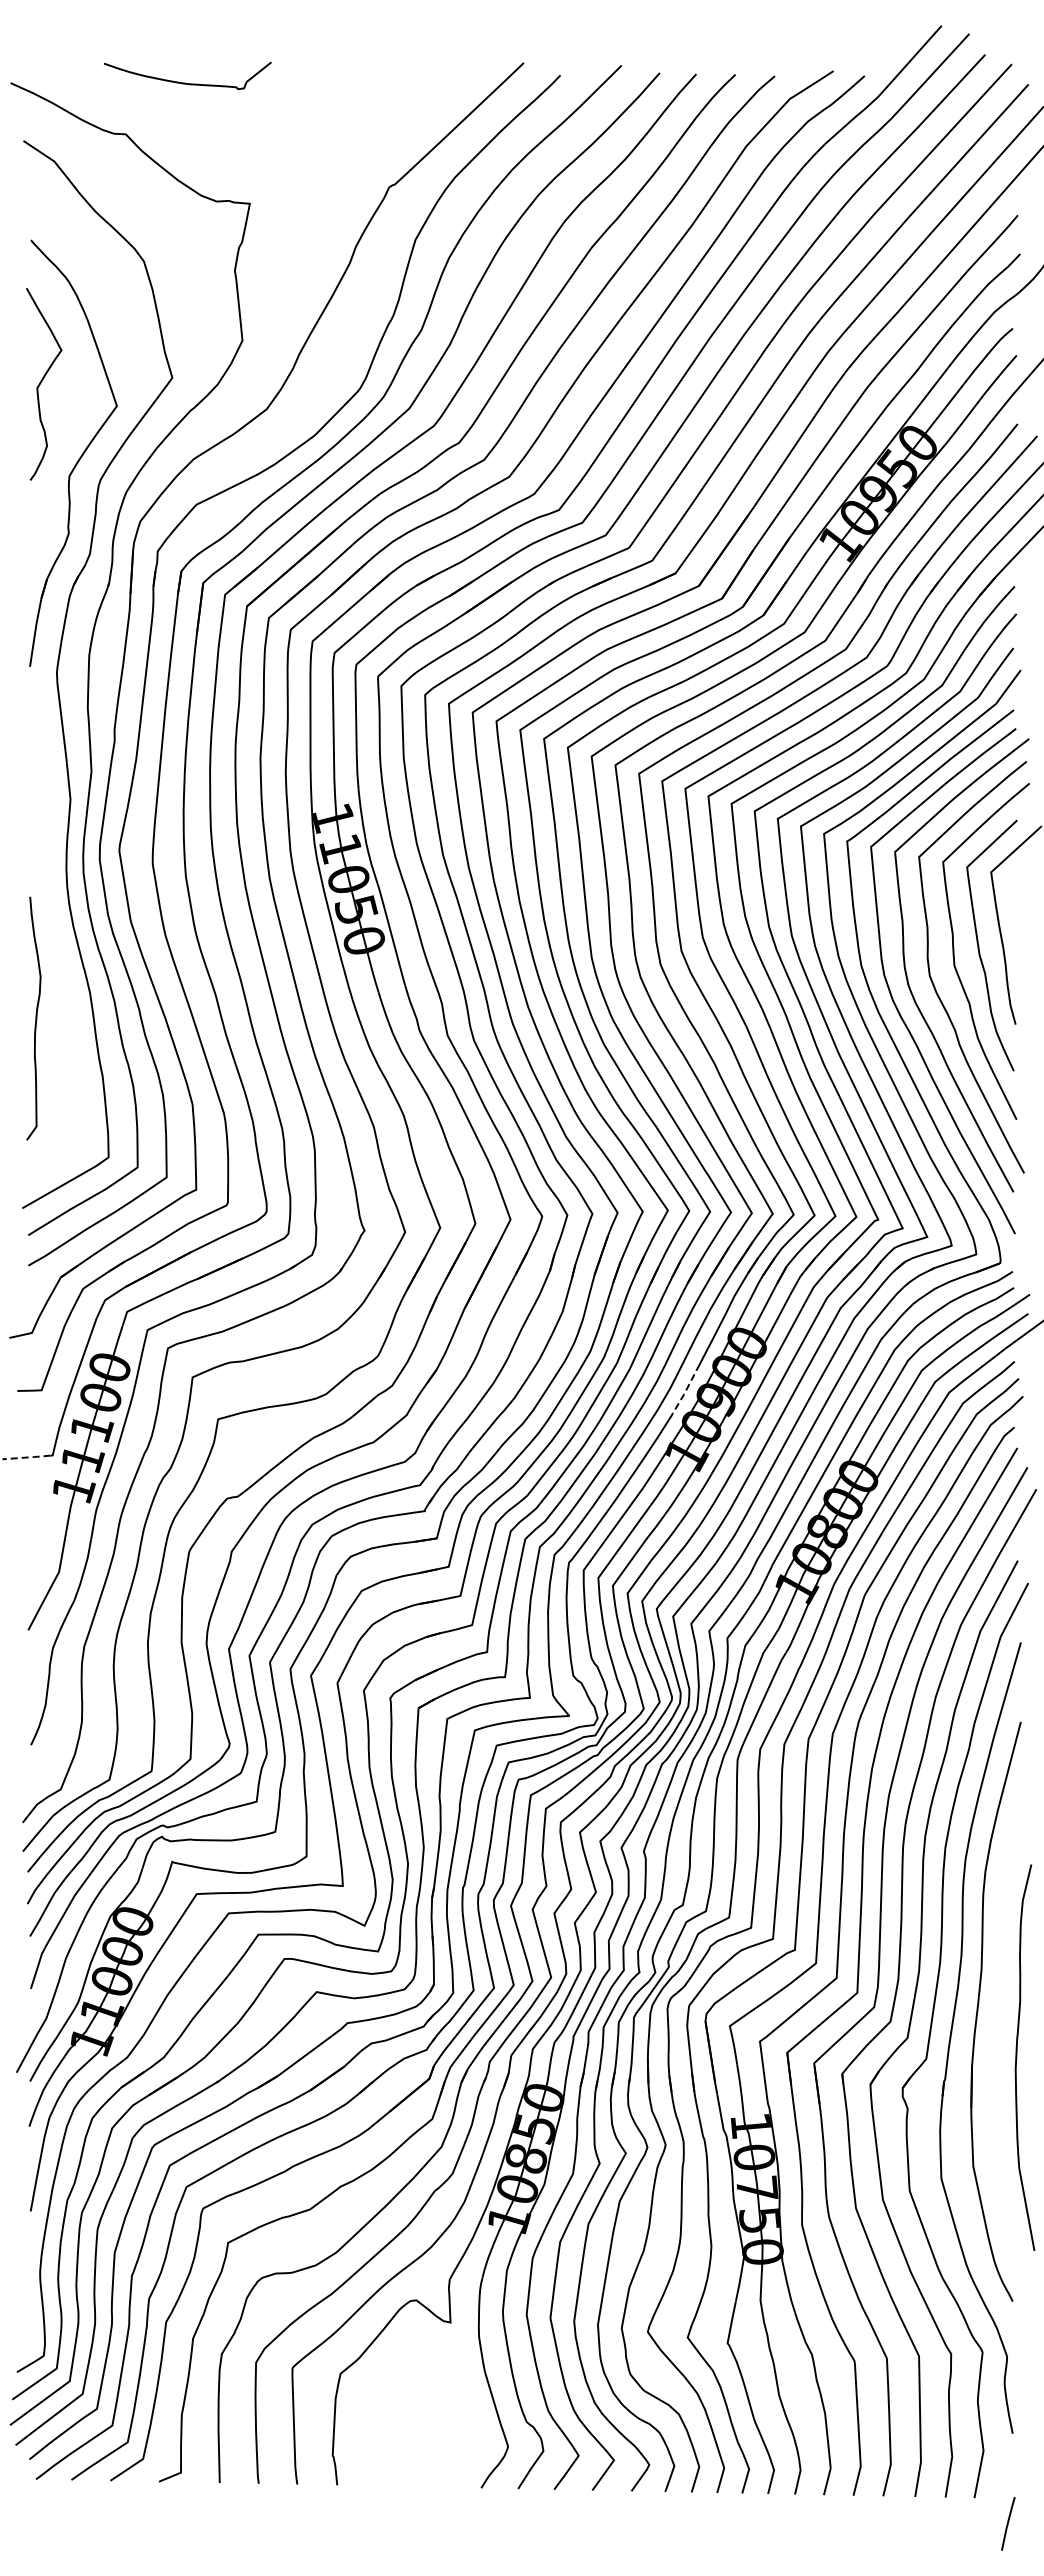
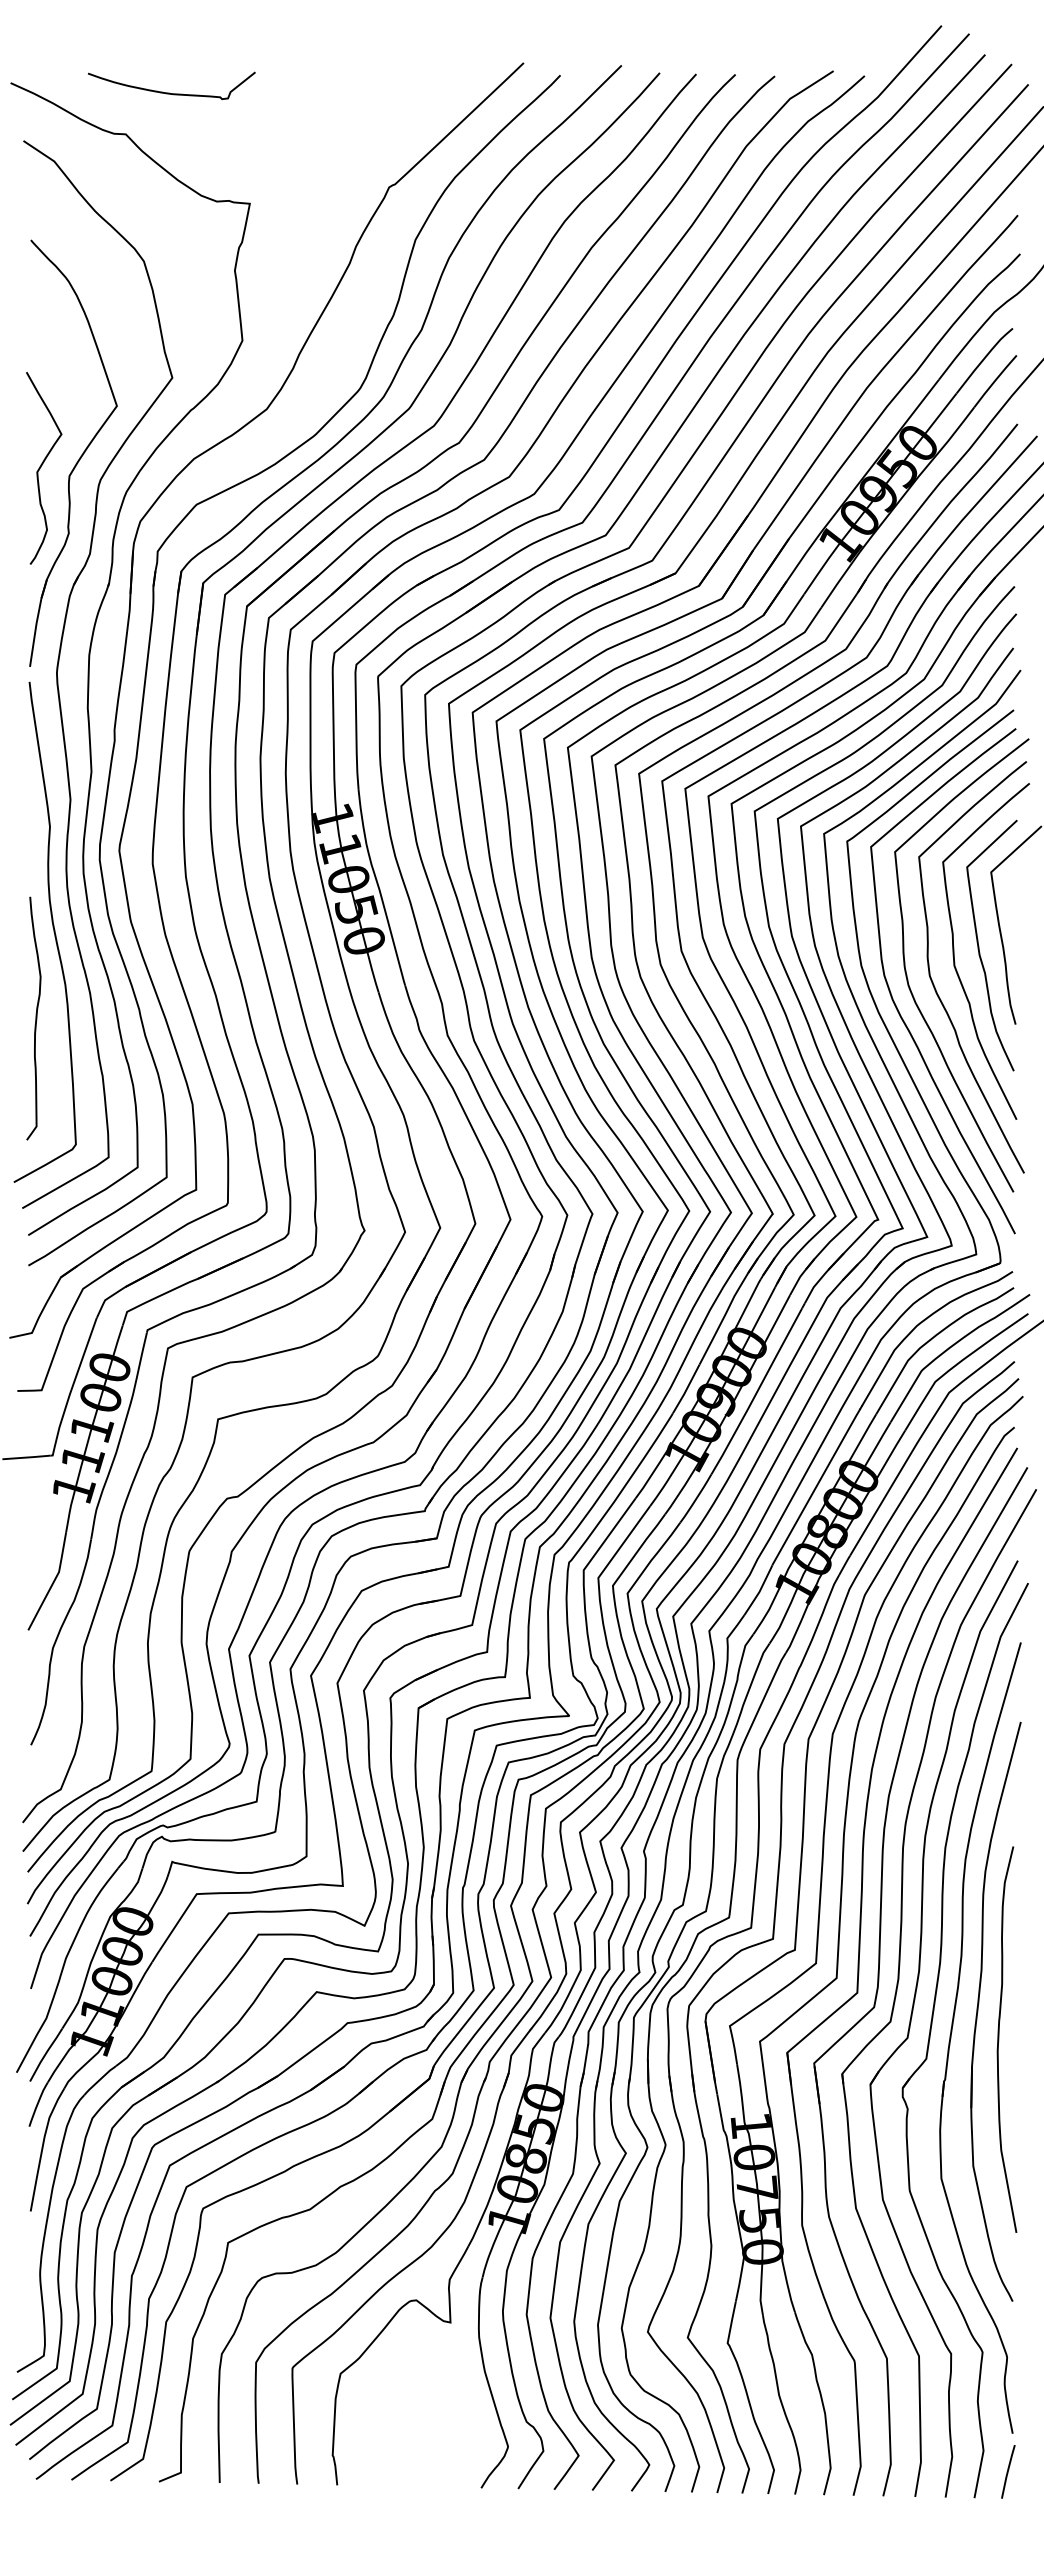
curve position: (185, 82) -> (169, 92) (169, 92)
curve position: (41, 383) -> (41, 467) (41, 467)
curve: none -> present (52, 927)
line: dashed -> solid (686, 1390)
line: dashed -> solid (27, 1457)
curve position: (1017, 2057) -> (999, 2039) (999, 2039)
line position: (1008, 2523) -> (1008, 2471) (1008, 2471)
